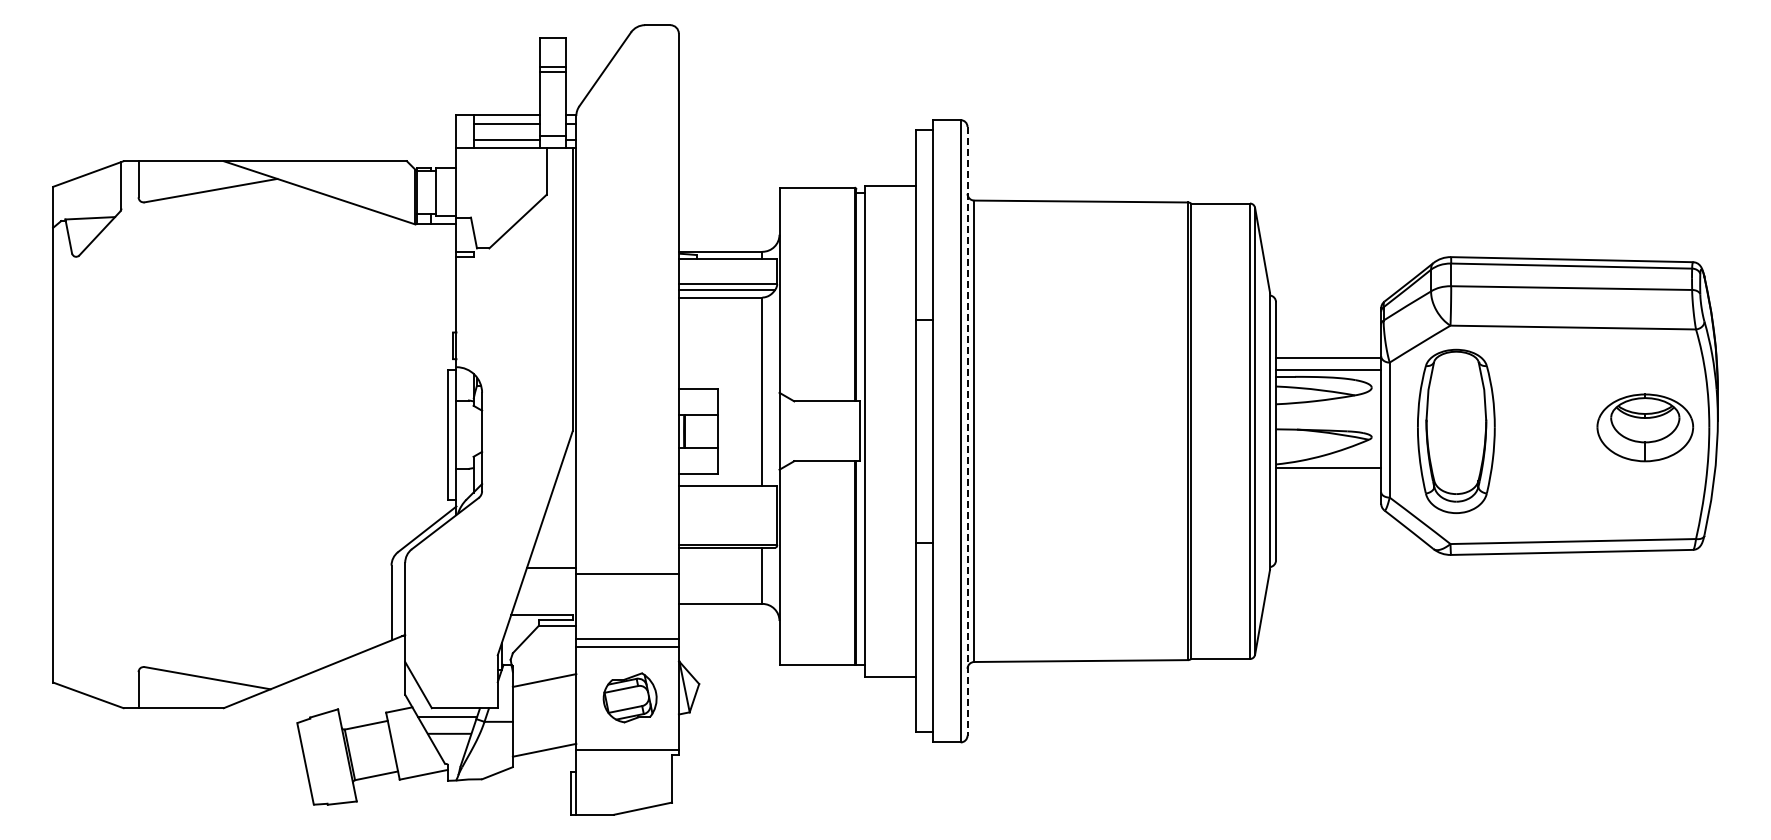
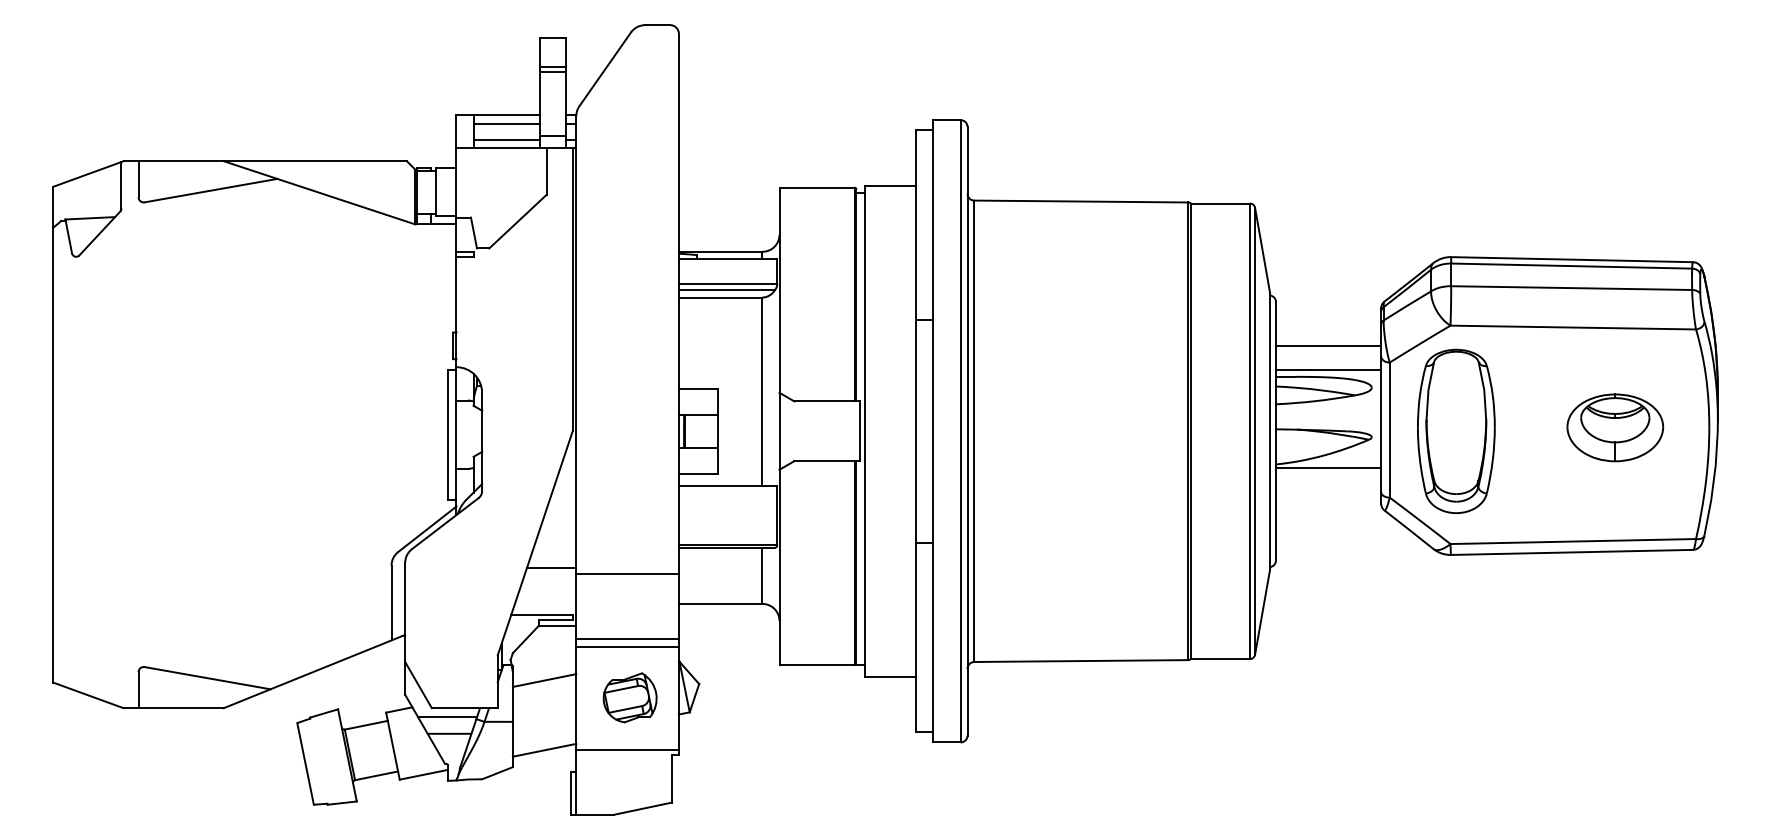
line position: (1328, 358) -> (1328, 346) (1328, 346)
part position: (1645, 427) -> (1615, 427) (1615, 427)
line: dashed -> solid (967, 431)
